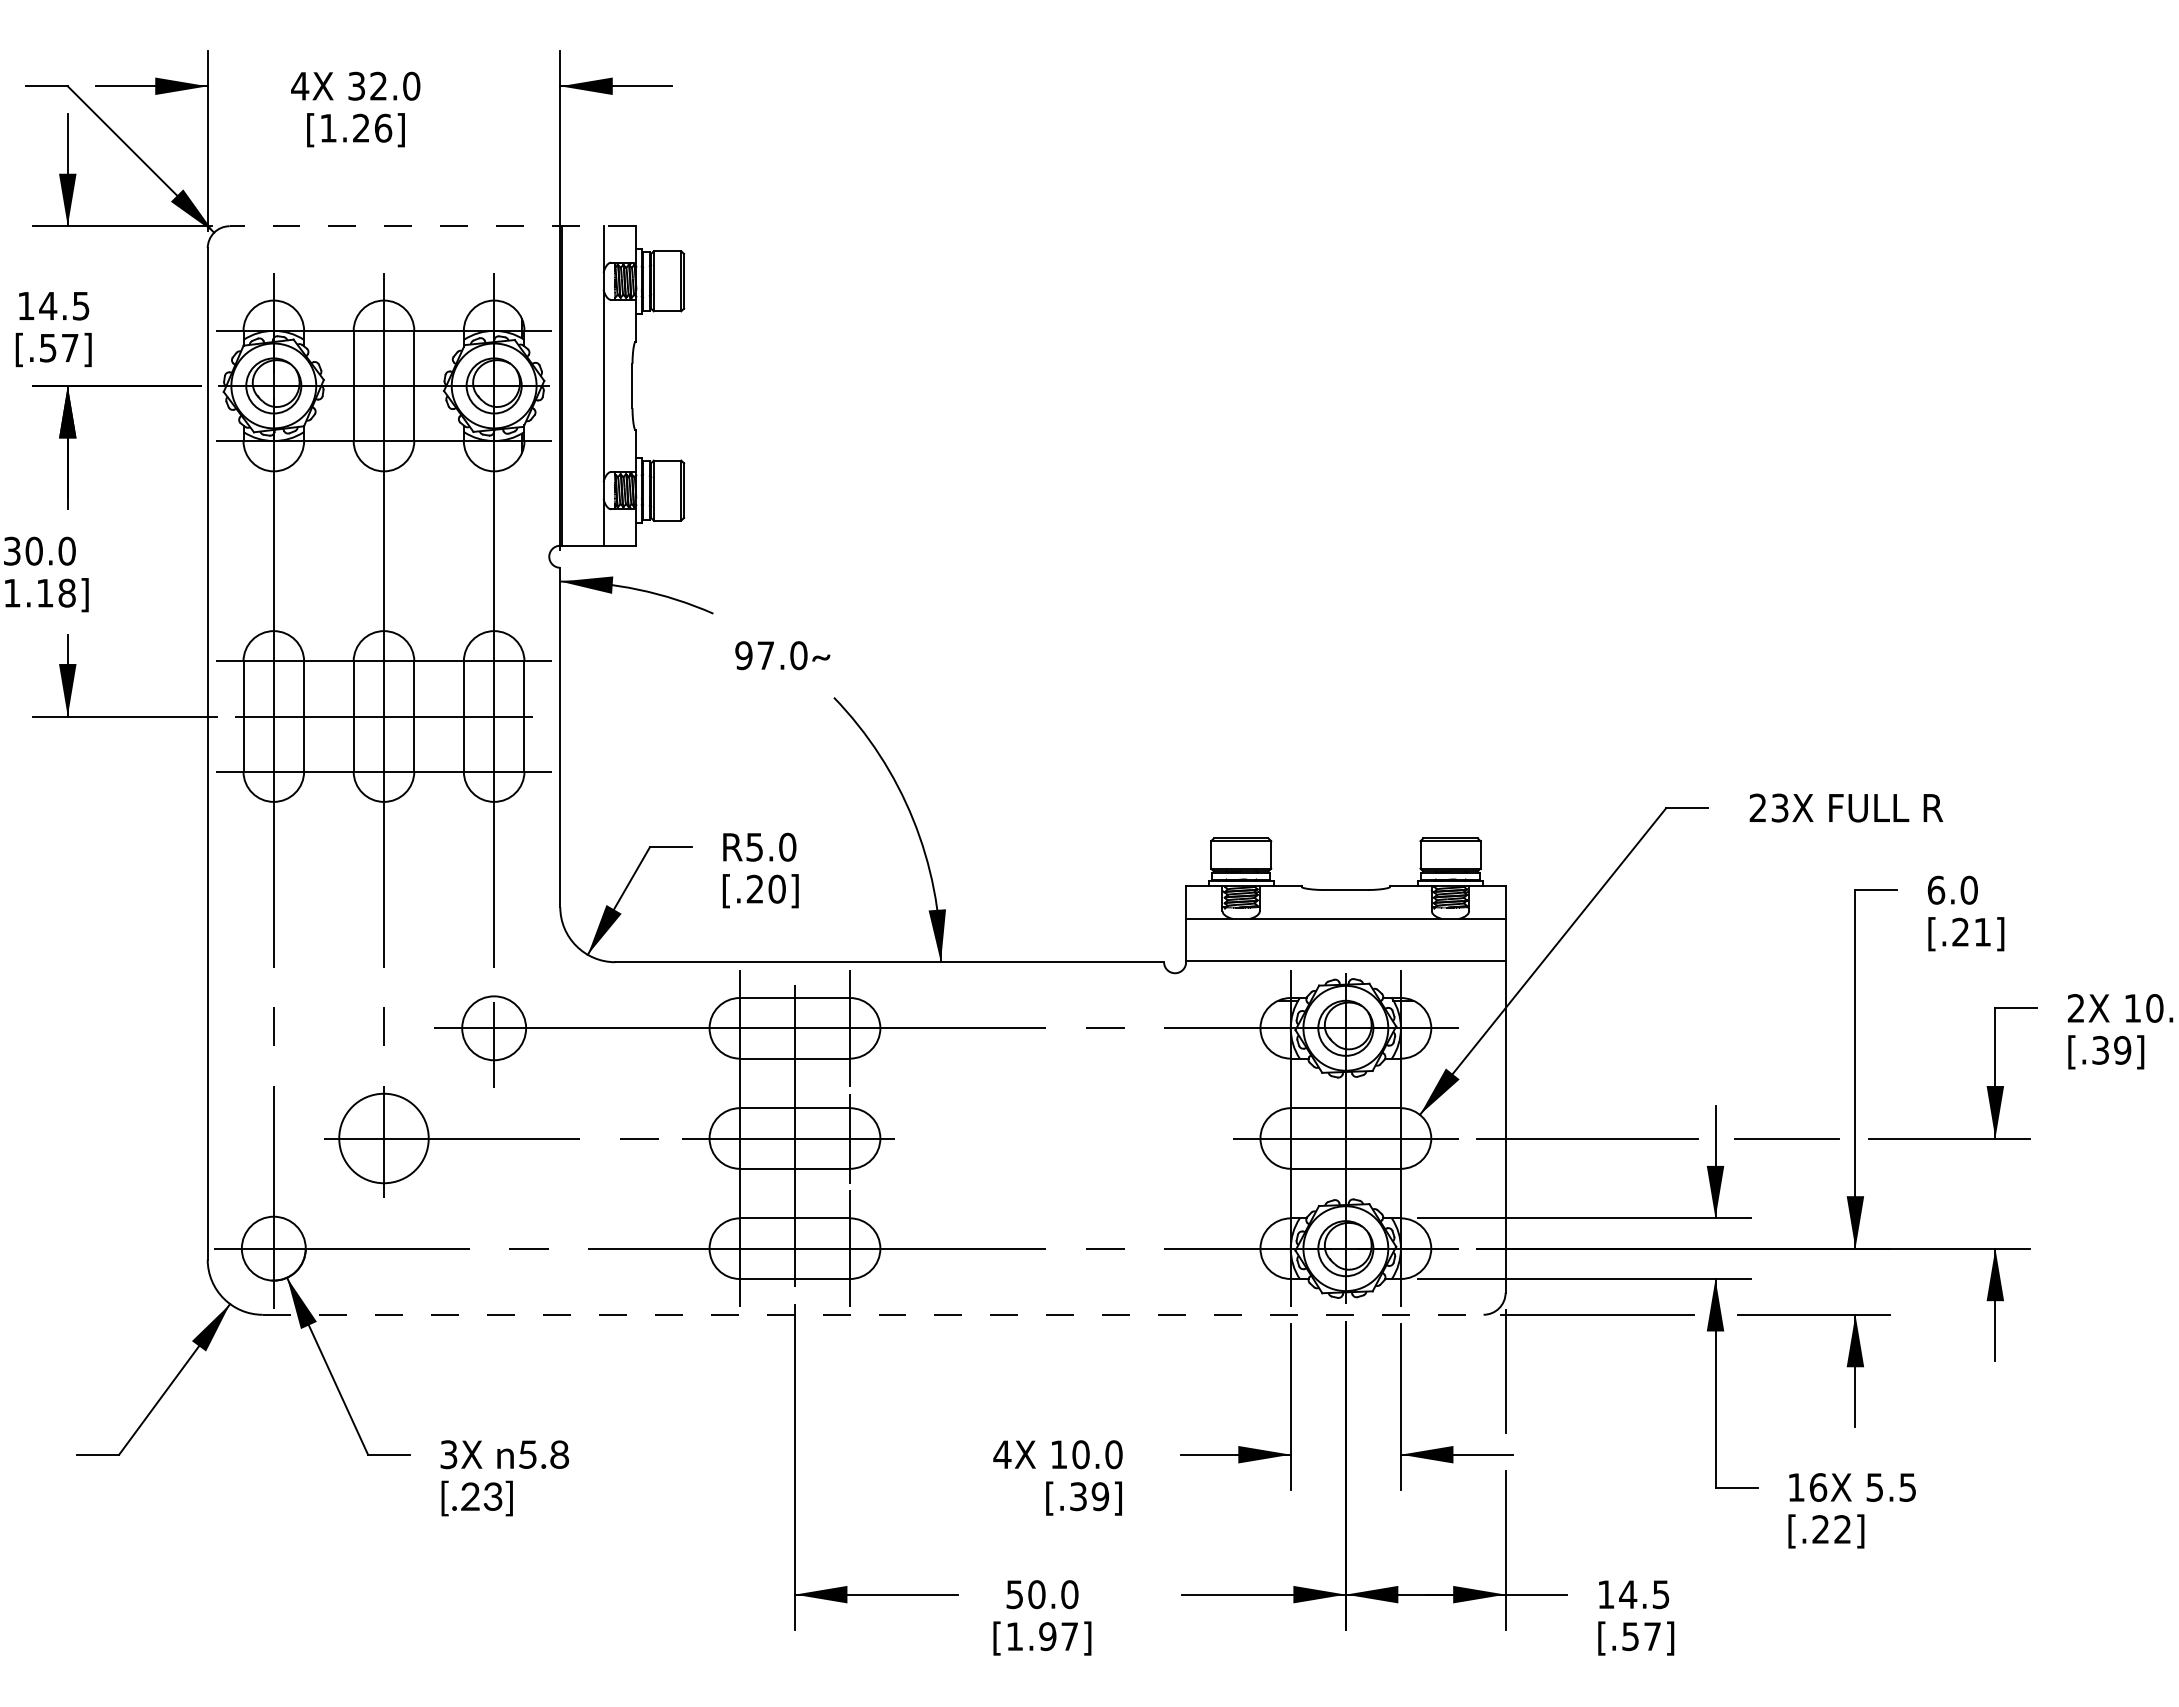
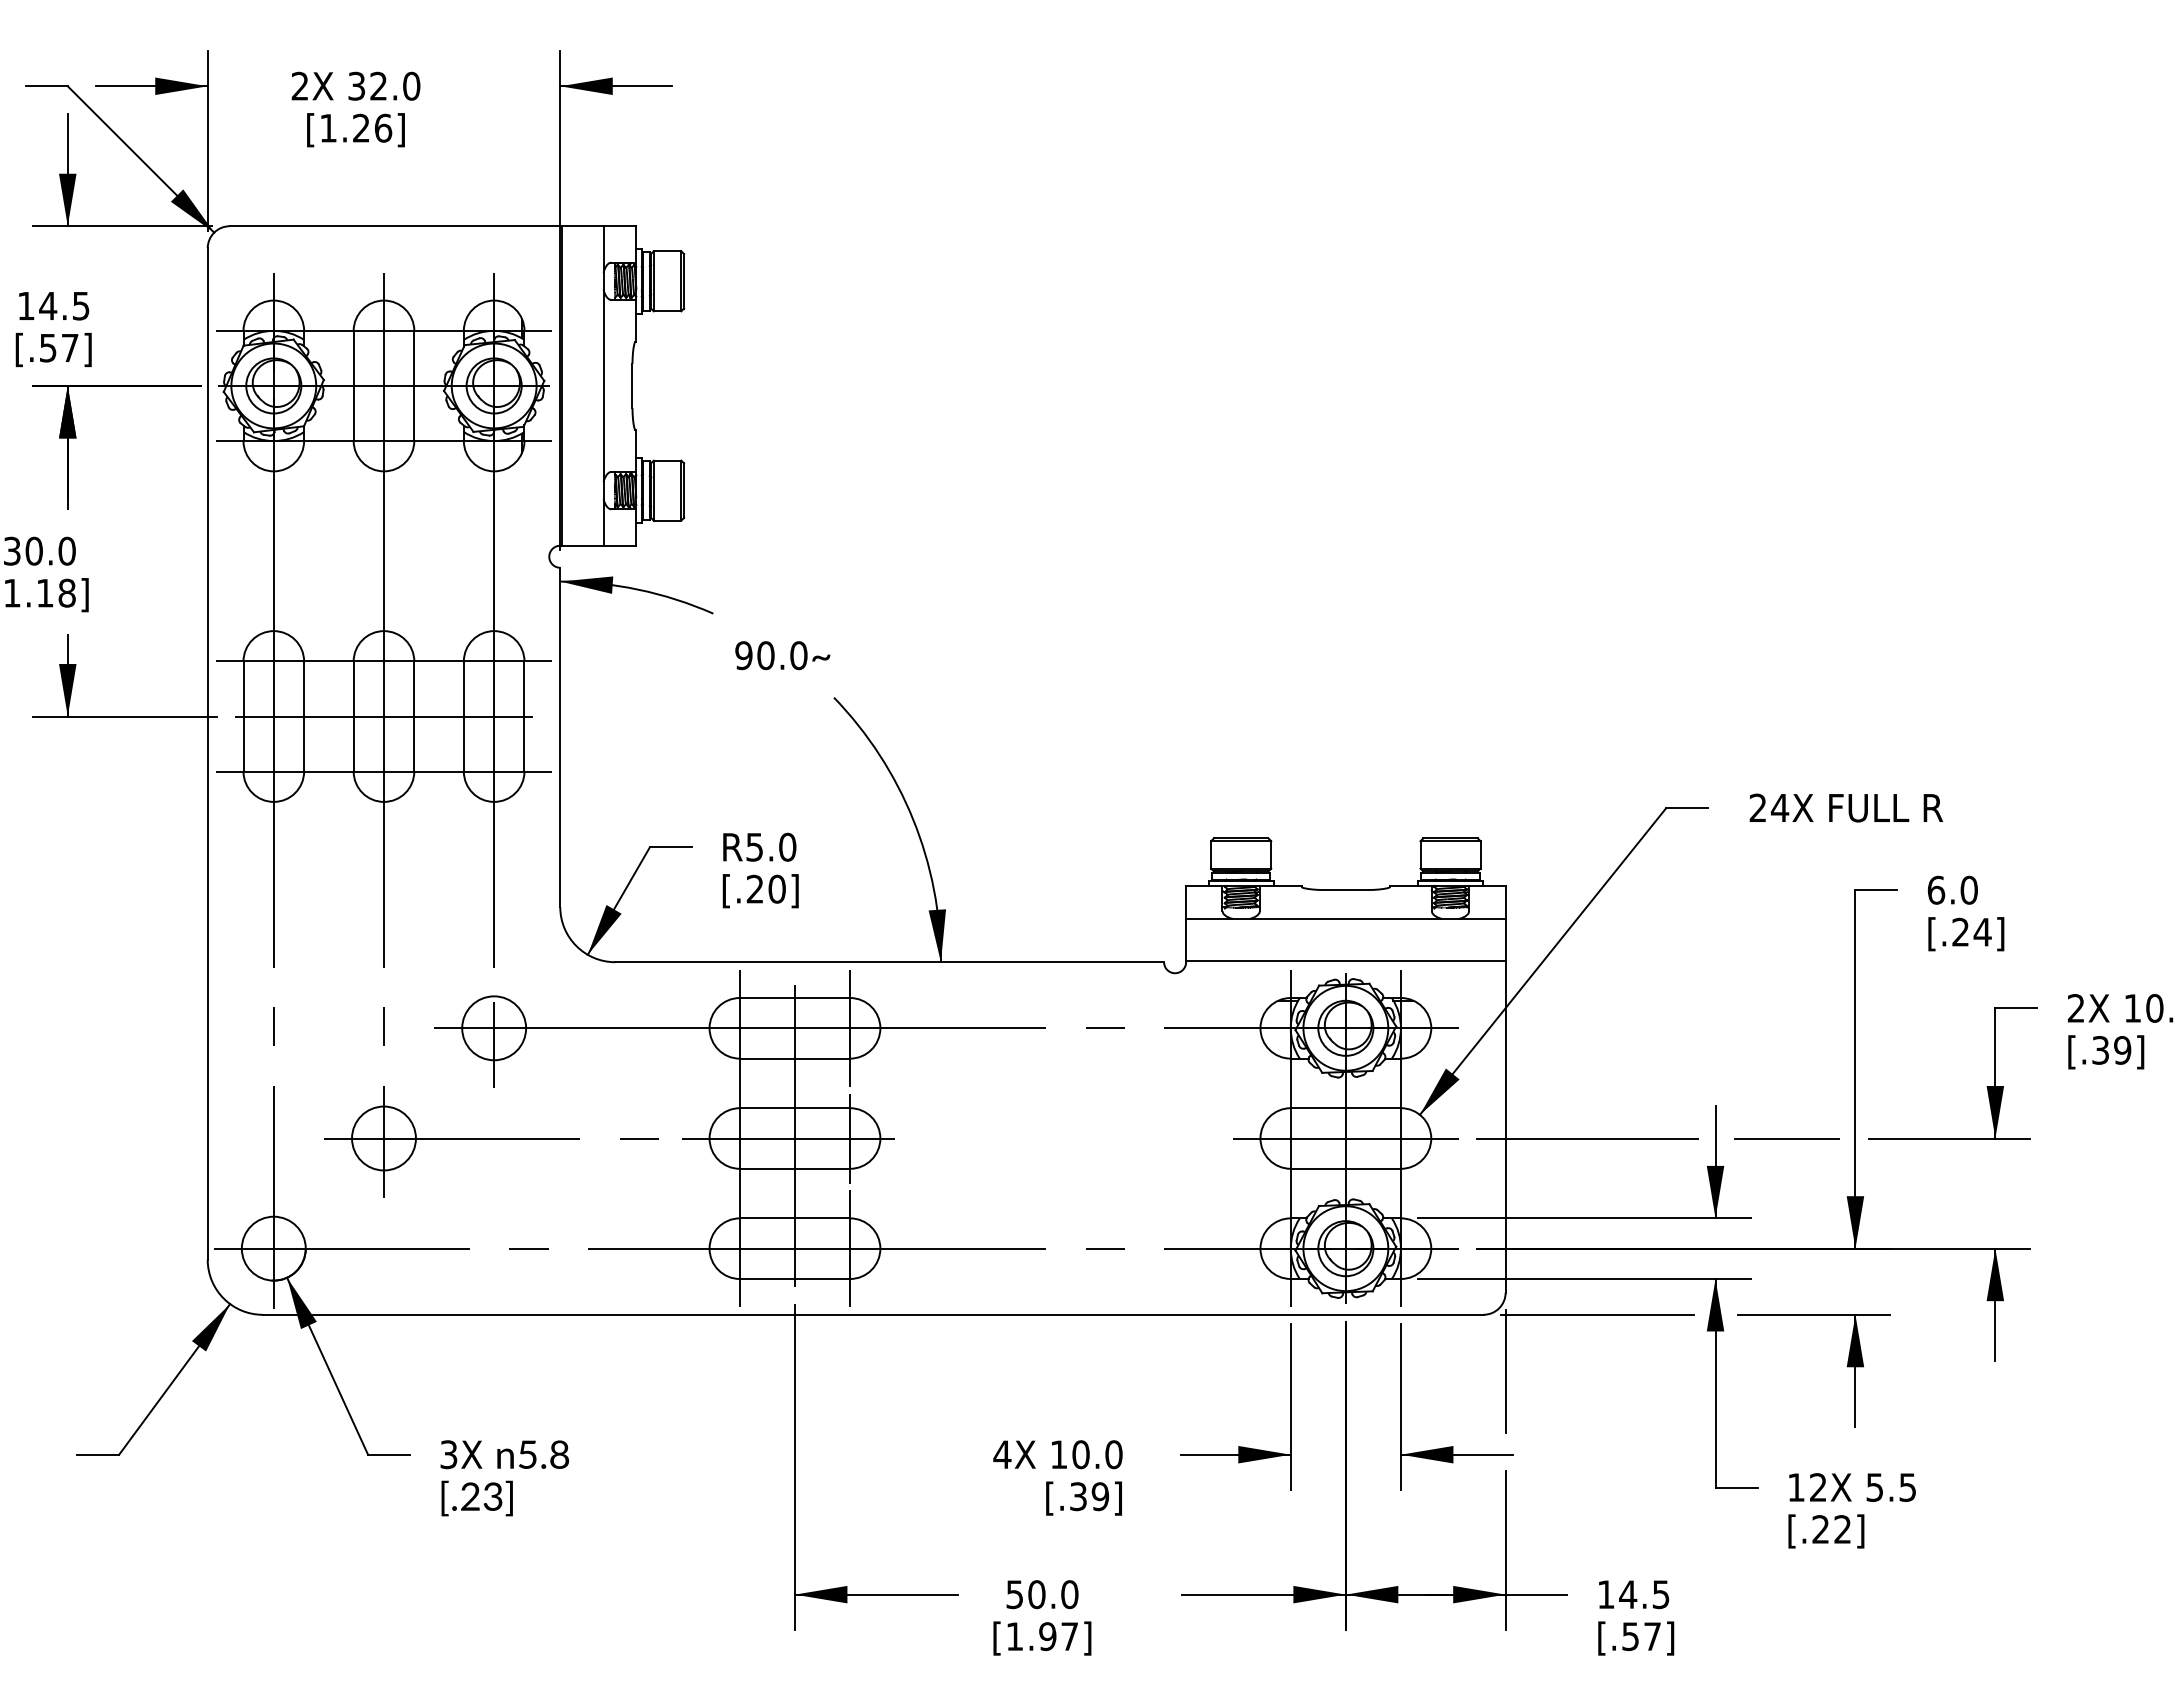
text: 4X -> 2X (300, 85)
line: dashed -> solid (432, 226)
text: 97.0 -> 90.0 (765, 655)
text: 23X -> 24X (1779, 807)
text: [.21] -> [.24] (1982, 932)
circle diameter: 89 px -> 64 px (383, 1138)
line: dashed -> solid (873, 1314)
text: 16X -> 12X (1818, 1487)
